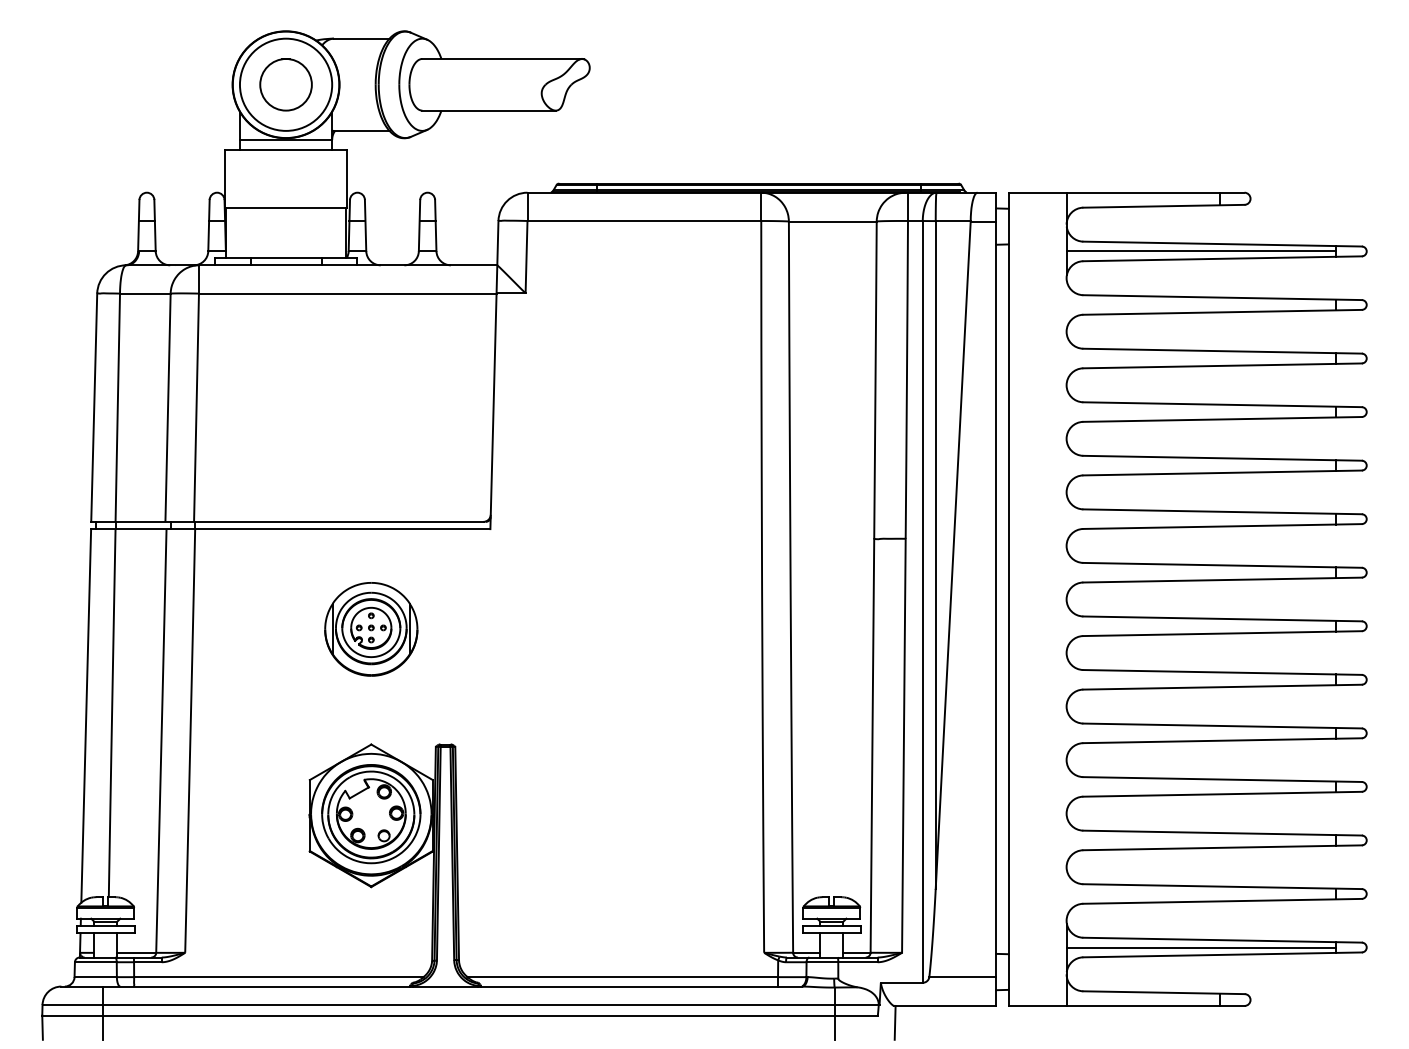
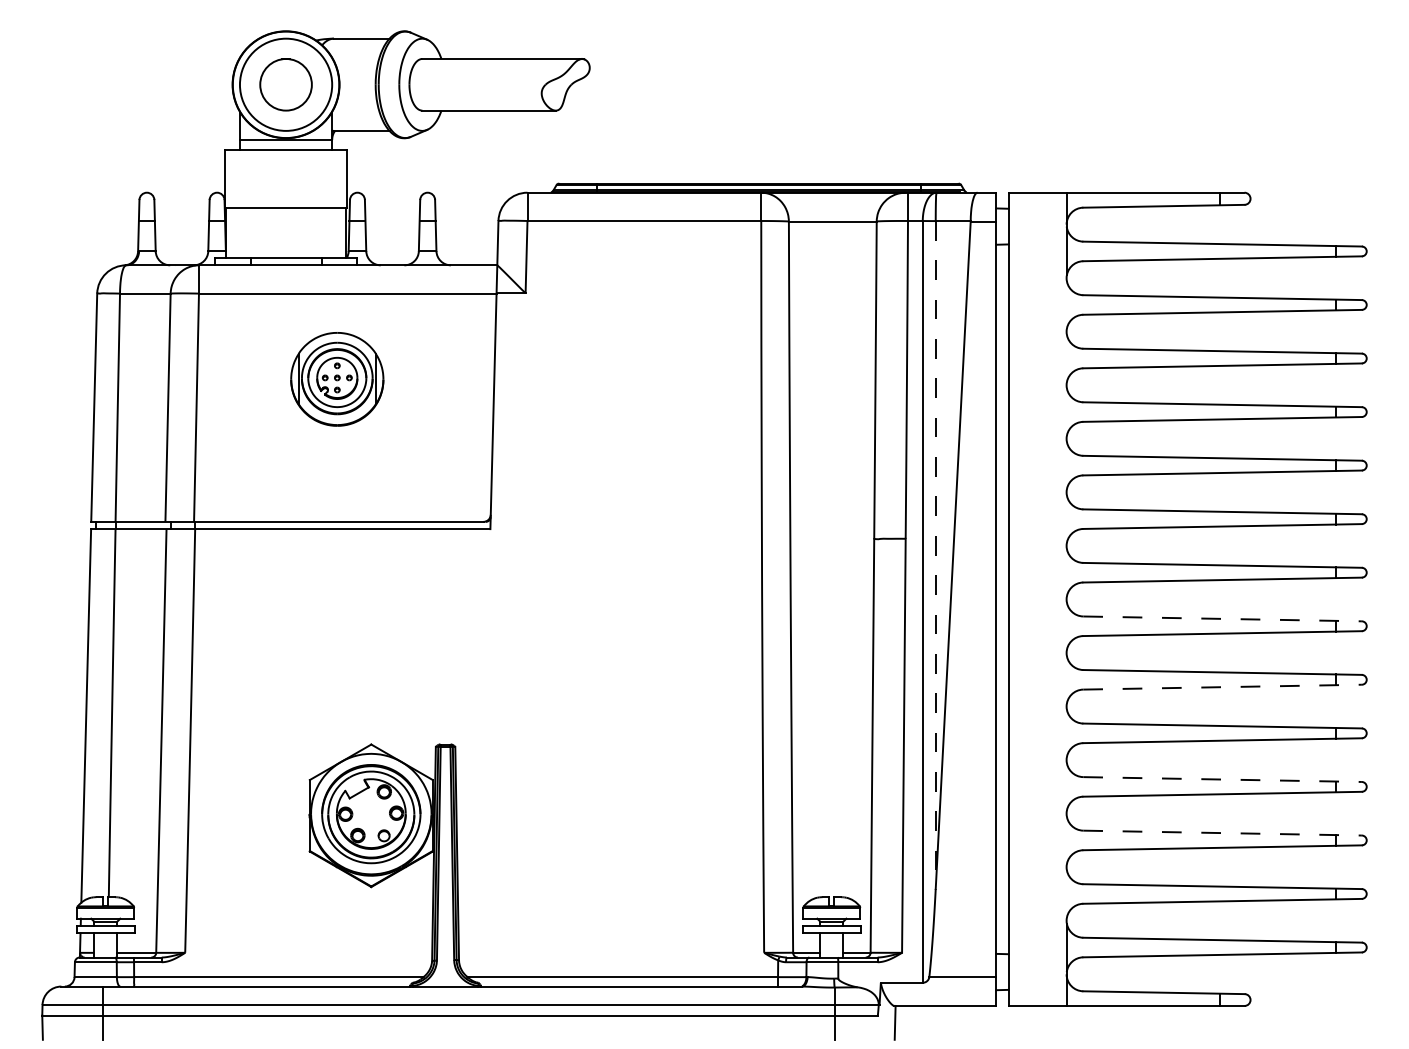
line: present -> none (1200, 250)
line: solid -> dashed (935, 555)
line: solid -> dashed (1223, 618)
part position: (371, 629) -> (337, 379) (337, 379)
line: solid -> dashed (1223, 687)
line: solid -> dashed (1223, 779)
line: solid -> dashed (1223, 833)
line: present -> none (1200, 947)
